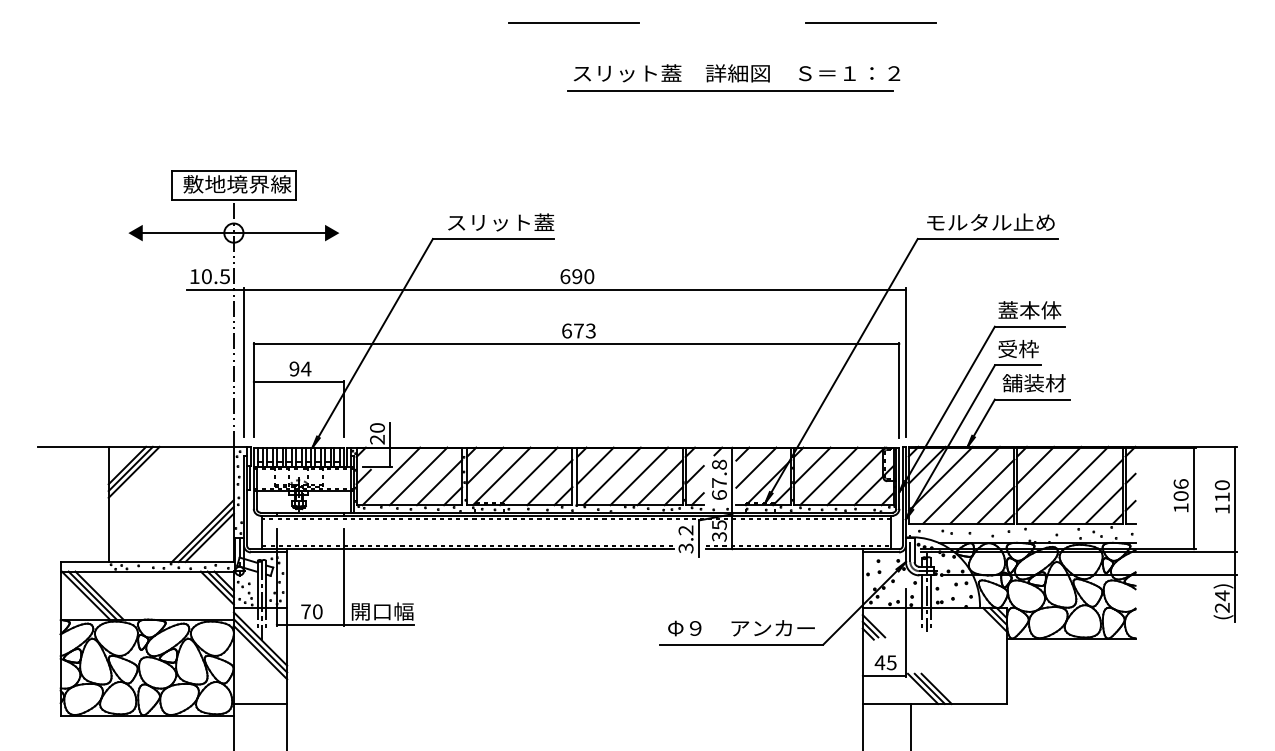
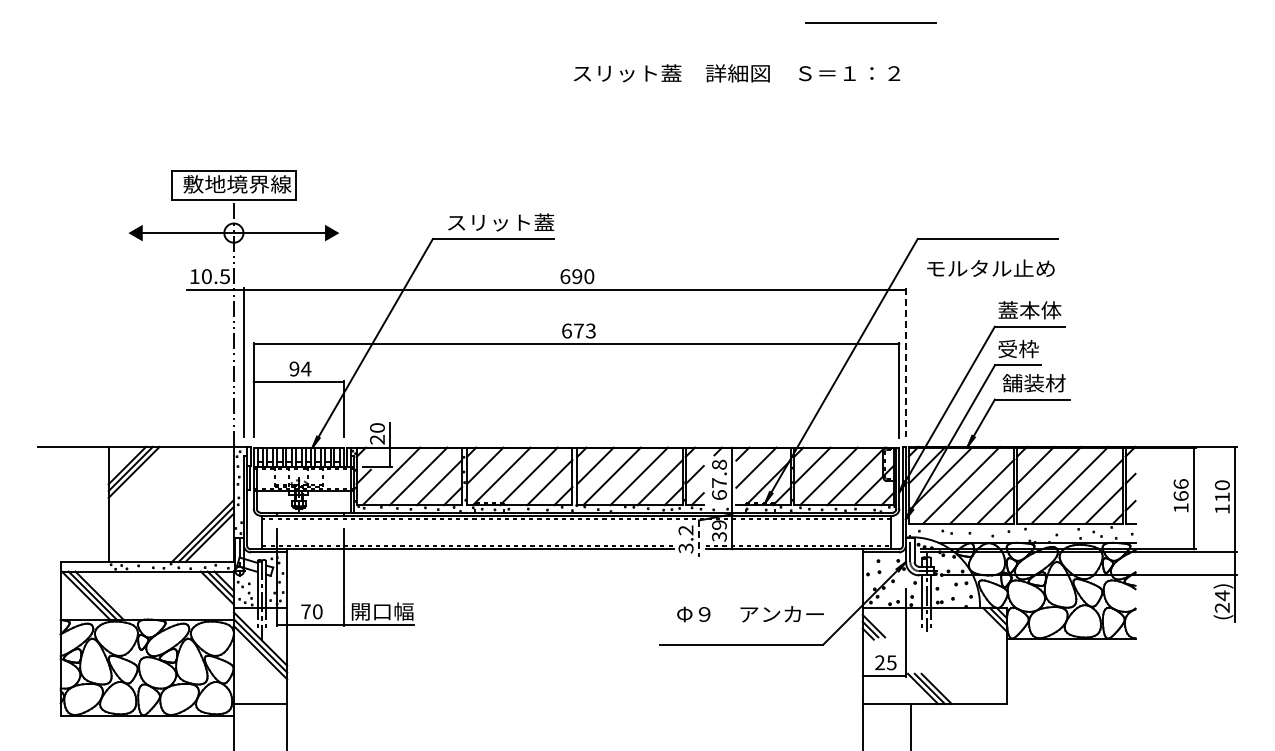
line: present -> none (573, 22)
line: present -> none (730, 90)
text position: (990, 221) -> (990, 267) (990, 267)
line: solid -> dashed (905, 362)
text: 106 -> 166 (1180, 495)
text: 35 -> 39 (719, 525)
line: solid -> dashed (698, 539)
text position: (741, 628) -> (750, 614) (750, 614)
text: 45 -> 25 (879, 662)
